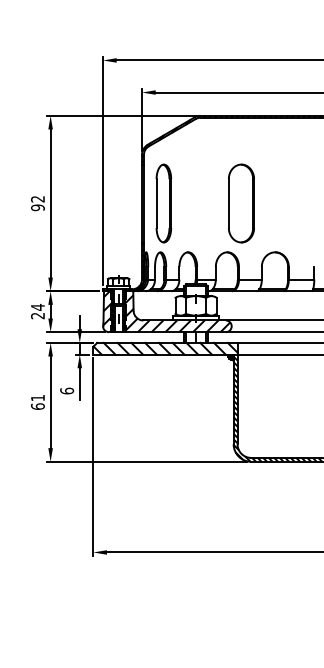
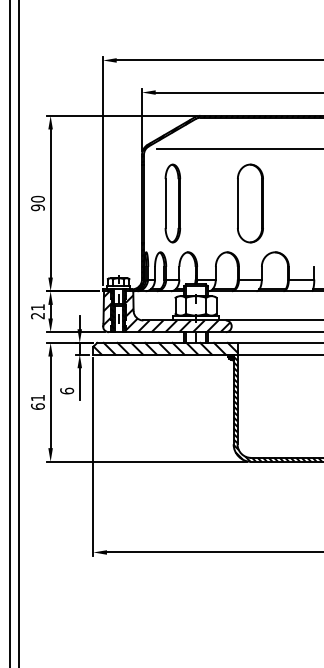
line: none -> present (238, 148)
text: 92 -> 90 (37, 198)
part position: (163, 203) -> (172, 203) (172, 203)
part position: (241, 203) -> (250, 203) (250, 203)
text: 24 -> 21 (37, 306)
line: none -> present (9, 333)
line: none -> present (19, 333)
